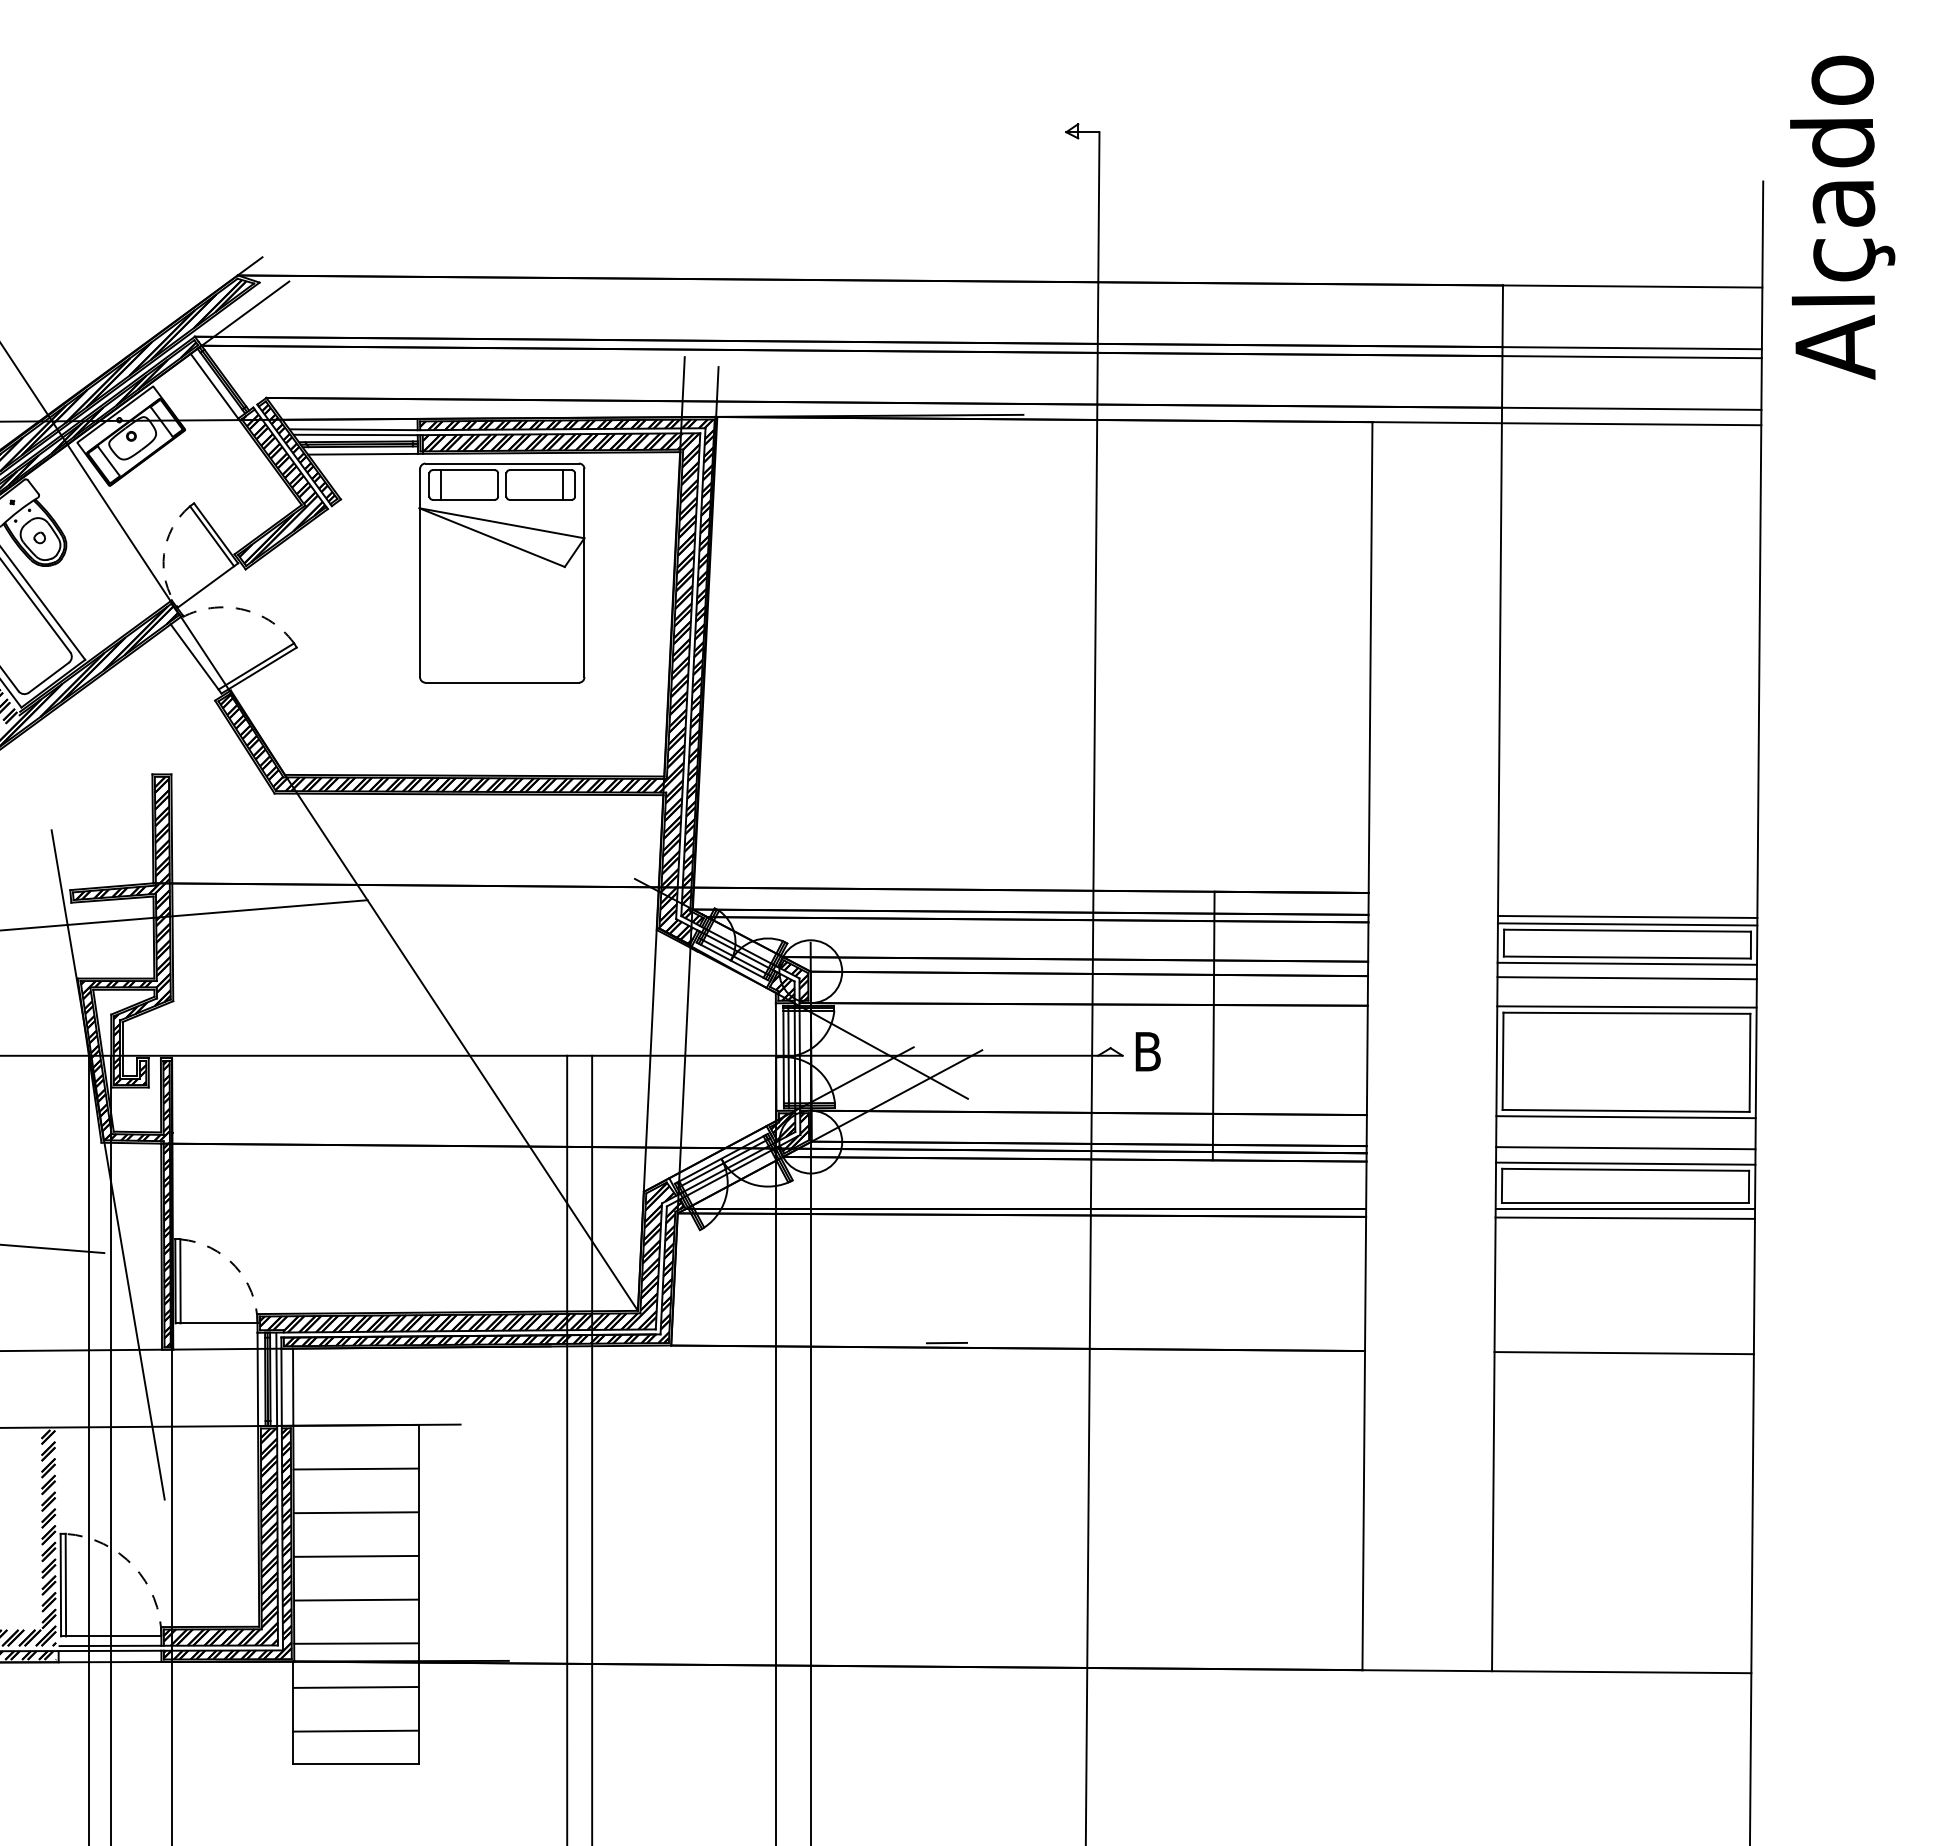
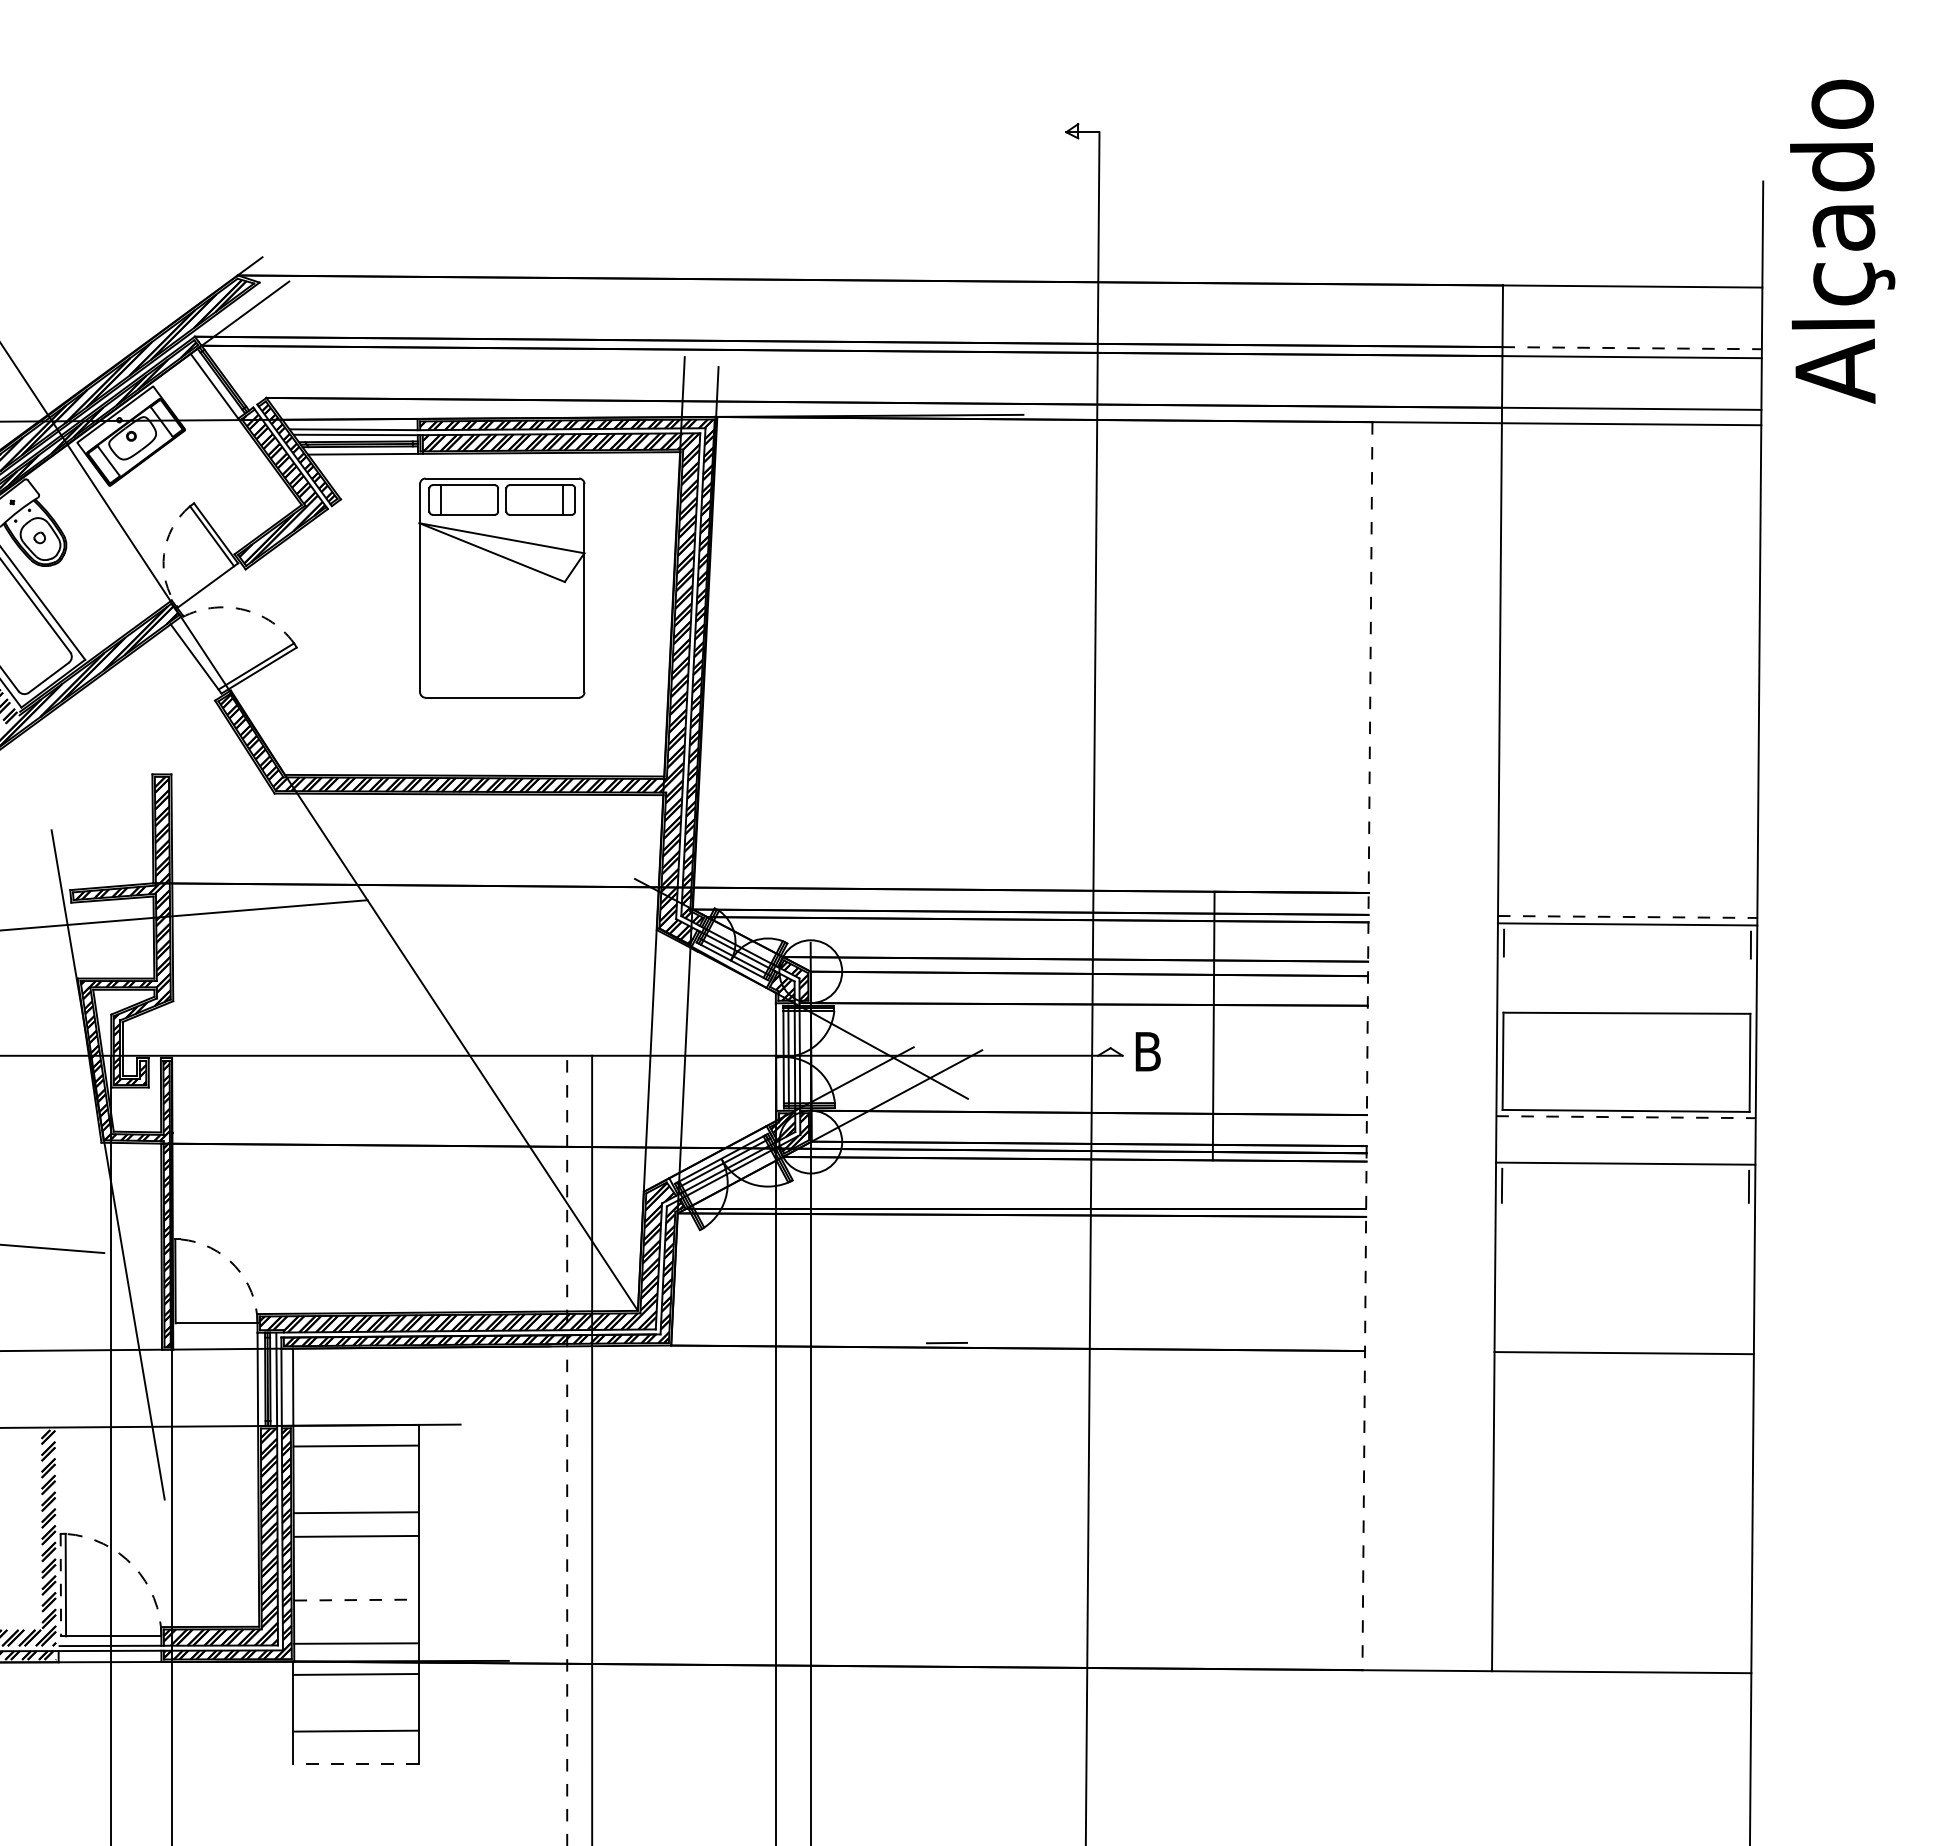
text position: (1842, 217) -> (1842, 241) (1842, 241)
line: solid -> dashed (1632, 348)
part position: (501, 572) -> (501, 587) (501, 587)
line: solid -> dashed (1627, 916)
line: present -> none (1627, 930)
line: present -> none (1626, 957)
line: present -> none (1626, 963)
line: present -> none (1626, 978)
line: present -> none (1626, 1006)
line: solid -> dashed (1367, 1046)
line: solid -> dashed (1626, 1117)
line: present -> none (1625, 1148)
line: present -> none (1625, 1169)
line: present -> none (1624, 1202)
line: present -> none (1625, 1209)
line: present -> none (1624, 1217)
line: present -> none (180, 1281)
line: present -> none (88, 1448)
line: solid -> dashed (567, 1450)
line position: (355, 1468) -> (355, 1445) (355, 1445)
line position: (356, 1555) -> (356, 1535) (356, 1535)
line: solid -> dashed (60, 1585)
line: solid -> dashed (357, 1600)
line position: (355, 1687) -> (355, 1674) (355, 1674)
line: solid -> dashed (356, 1763)
